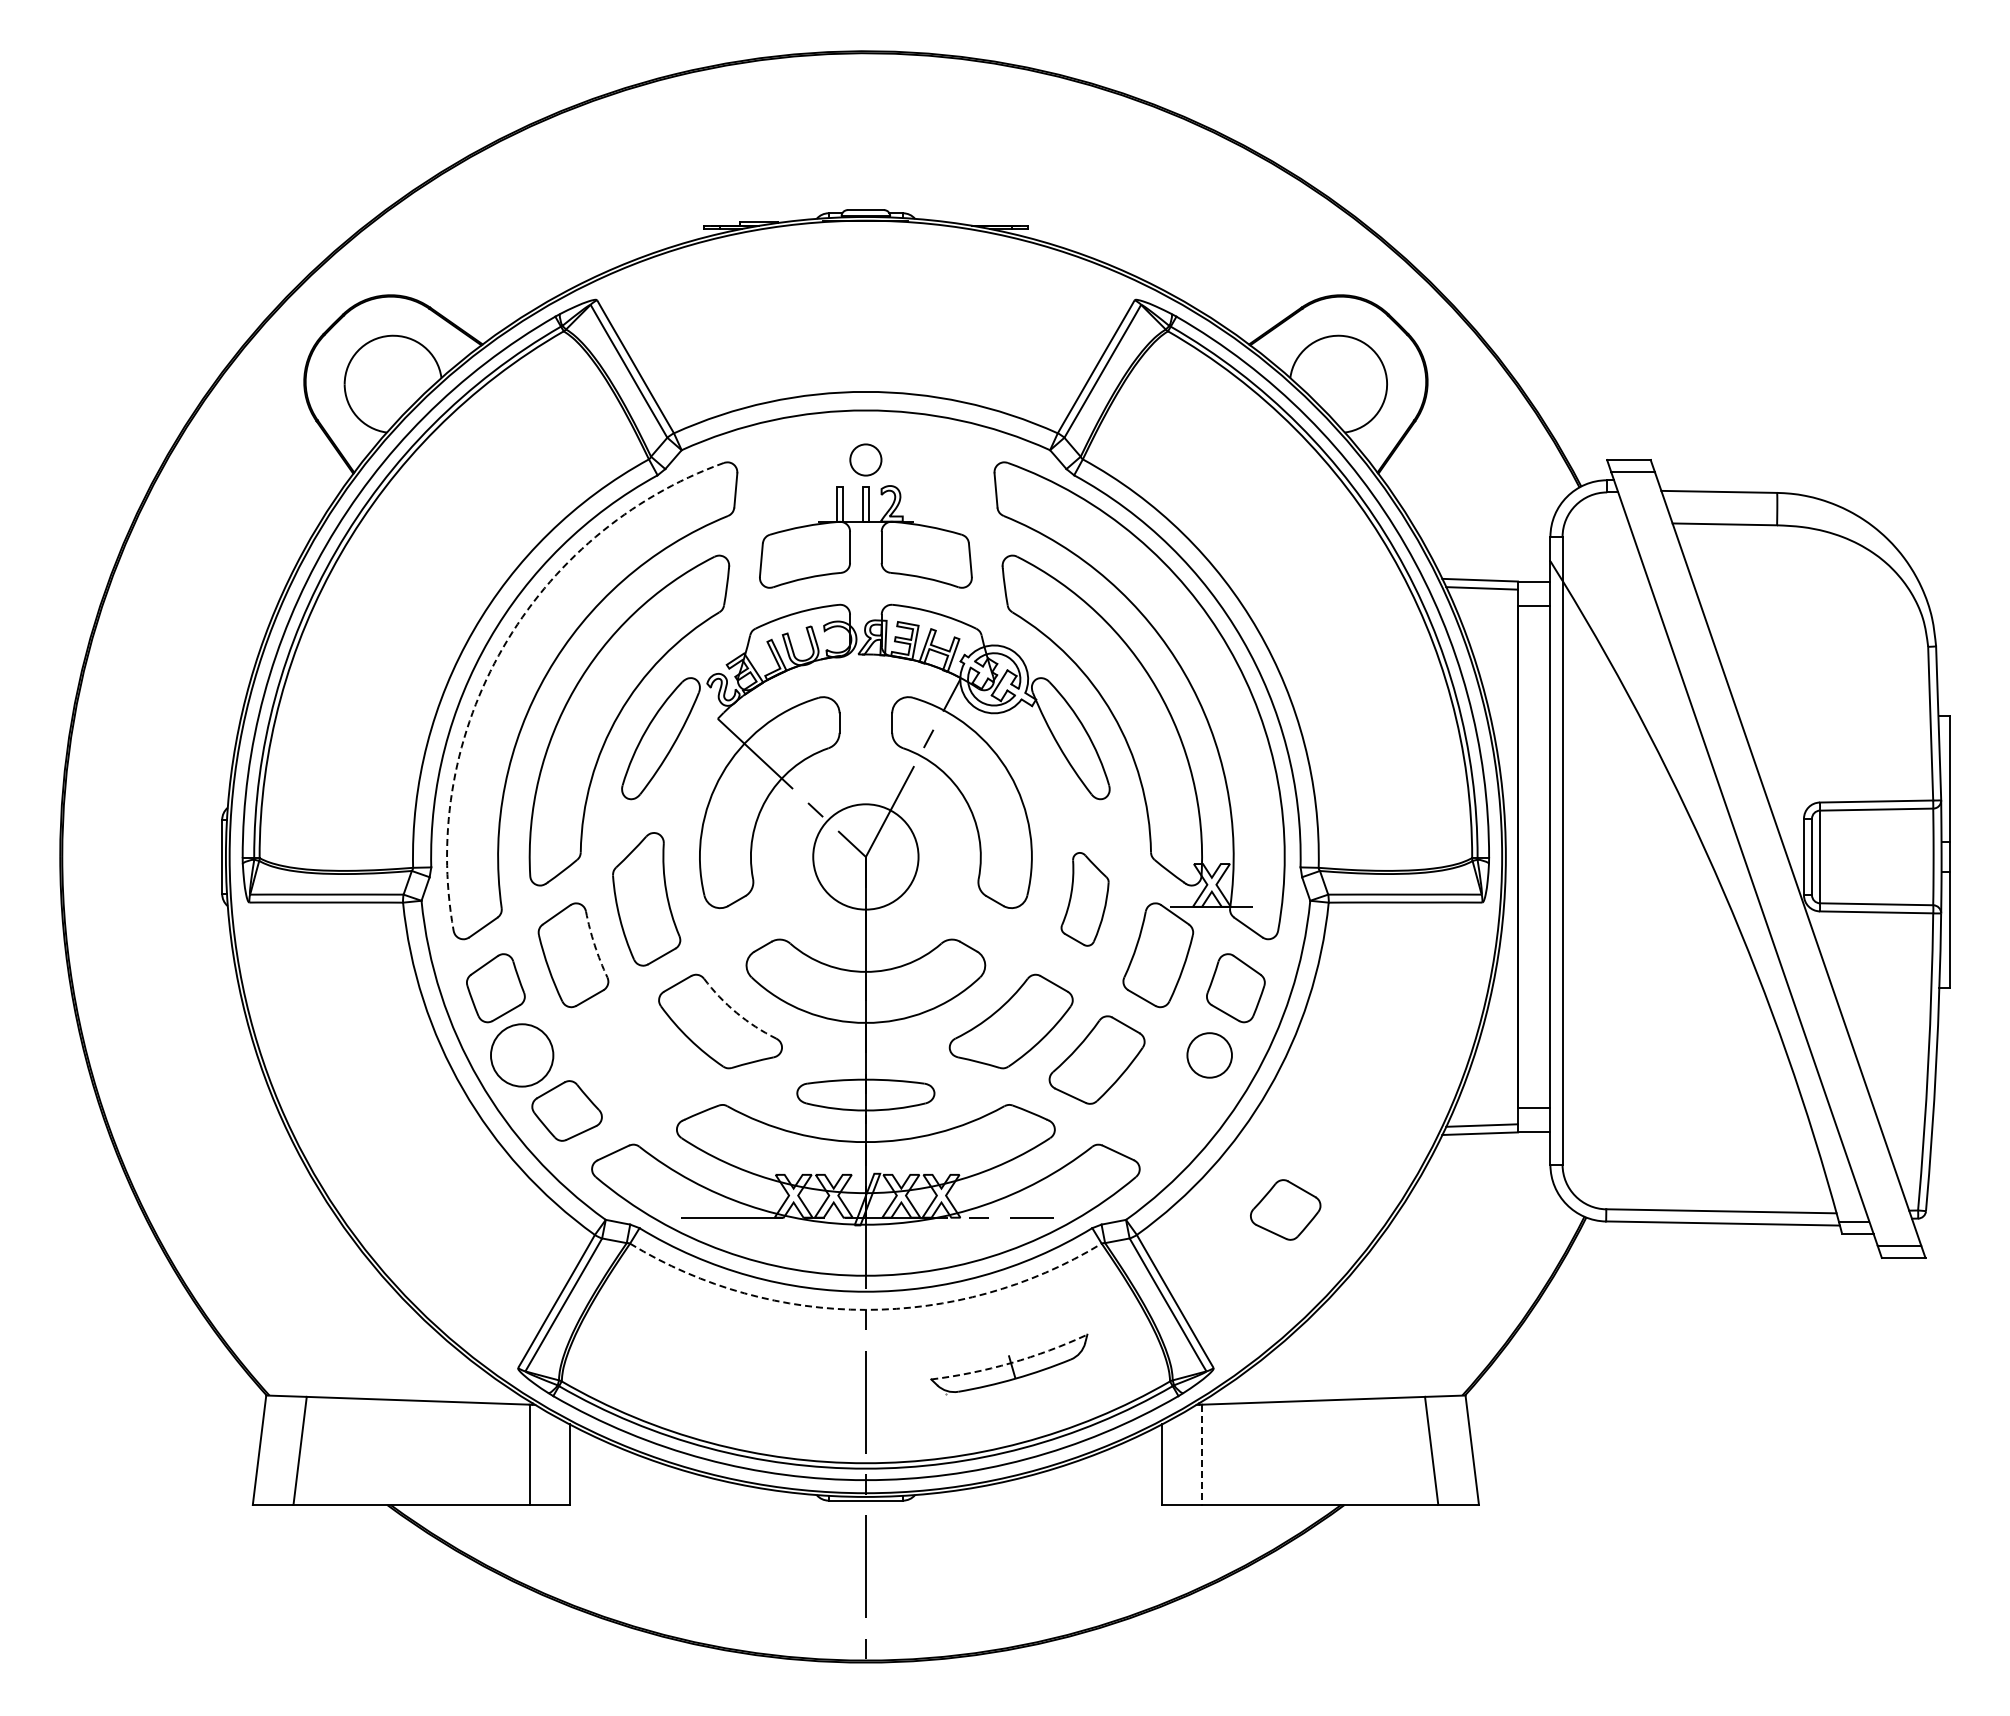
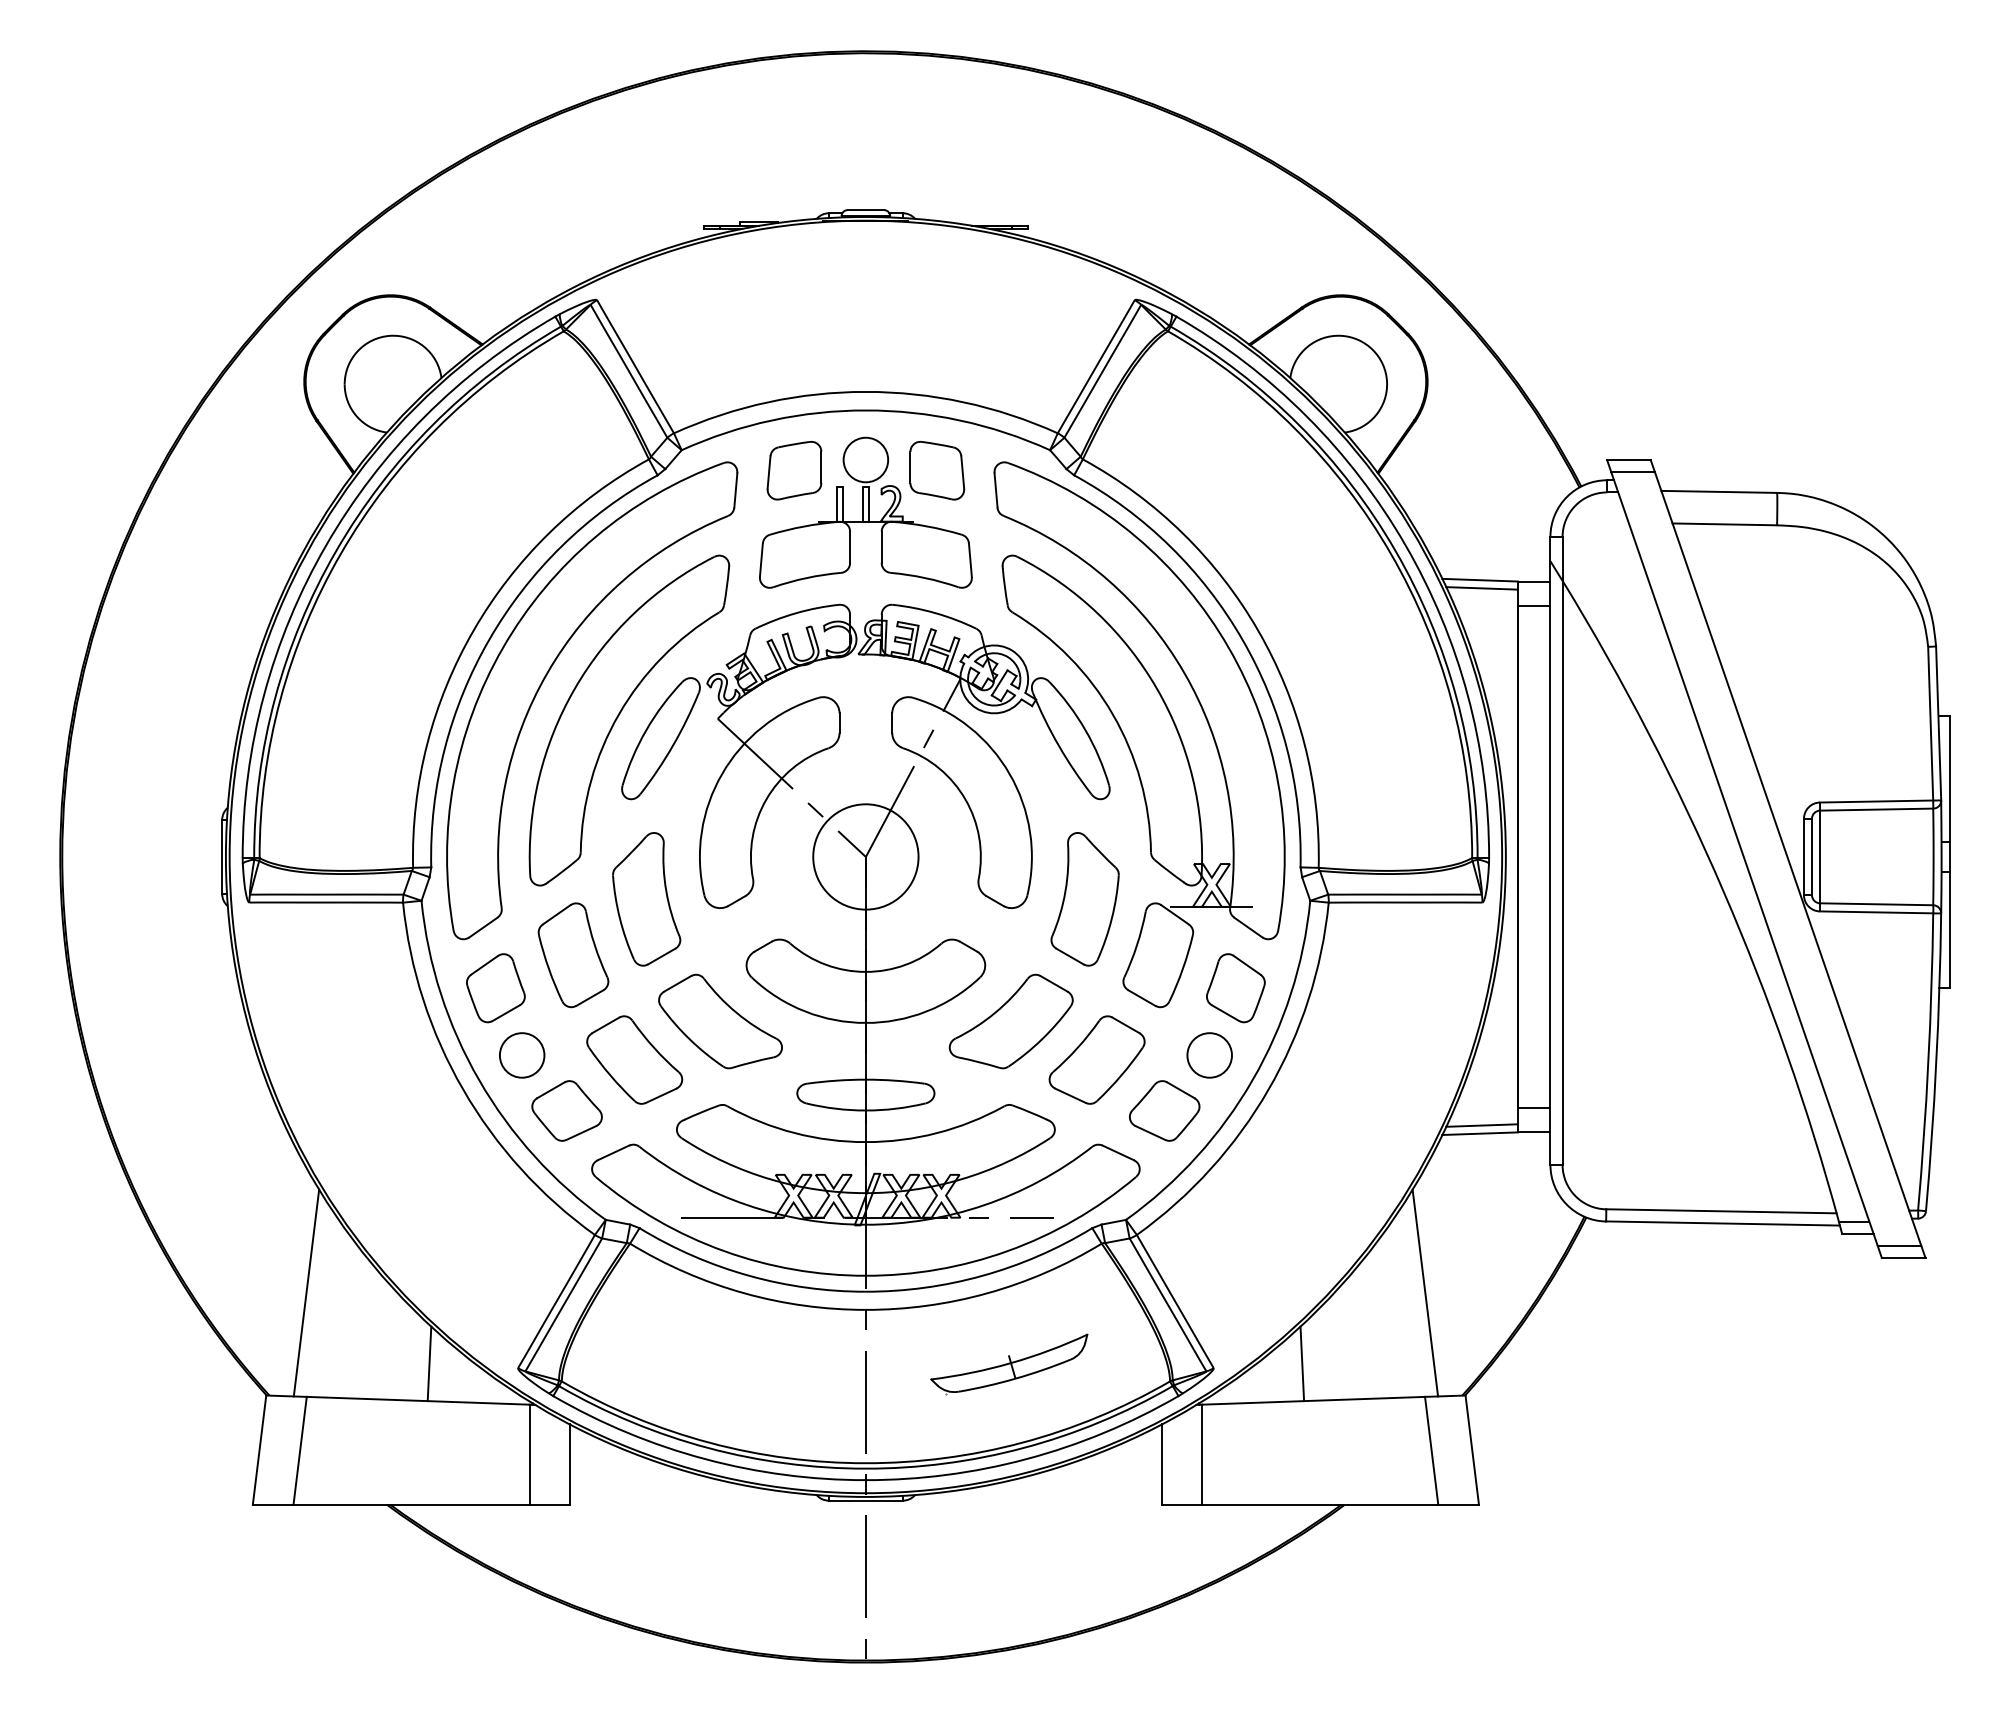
circle diameter: 31 px -> 45 px (865, 459)
part: none -> present (794, 470)
part: none -> present (937, 470)
arc: dashed -> solid (503, 647)
part size: 50x95 px -> 70x135 px (1084, 899)
arc: dashed -> solid (594, 945)
arc: dashed -> solid (736, 1012)
circle diameter: 62 px -> 45 px (521, 1055)
part: none -> present (634, 1059)
part position: (1285, 1209) -> (1164, 1110) (1164, 1110)
line: none -> present (306, 1292)
line: none -> present (1425, 1292)
arc: dashed -> solid (865, 1309)
line: none -> present (429, 1363)
arc: dashed -> solid (1011, 1363)
line: none -> present (1302, 1363)
line: dashed -> solid (1202, 1455)
